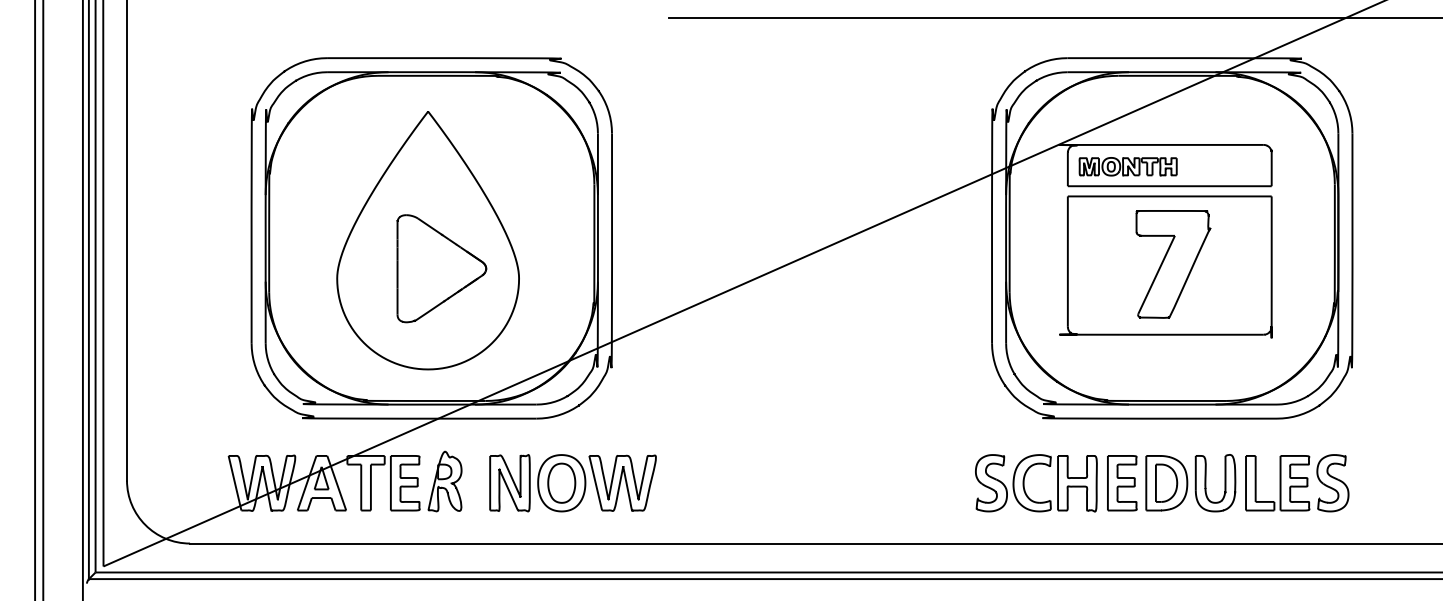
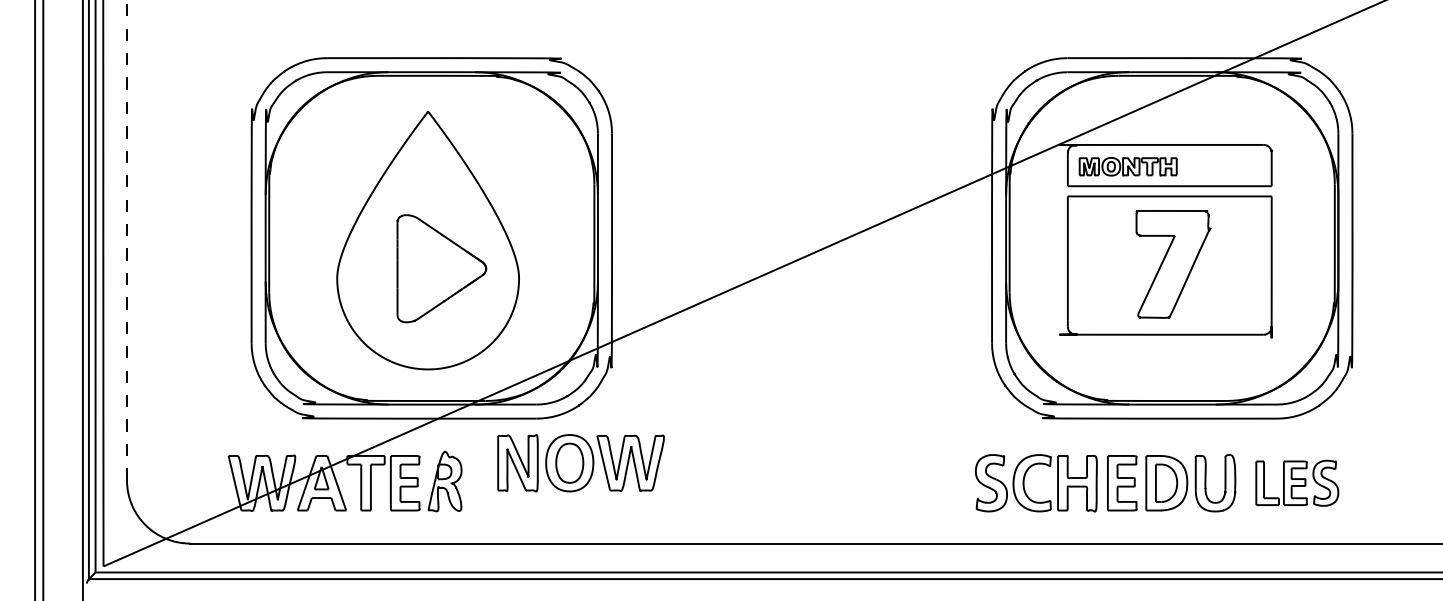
line: present -> none (1054, 18)
line: solid -> dashed (127, 239)
part position: (572, 483) -> (580, 463) (580, 463)
part size: 105x59 px -> 85x48 px (1297, 482)
